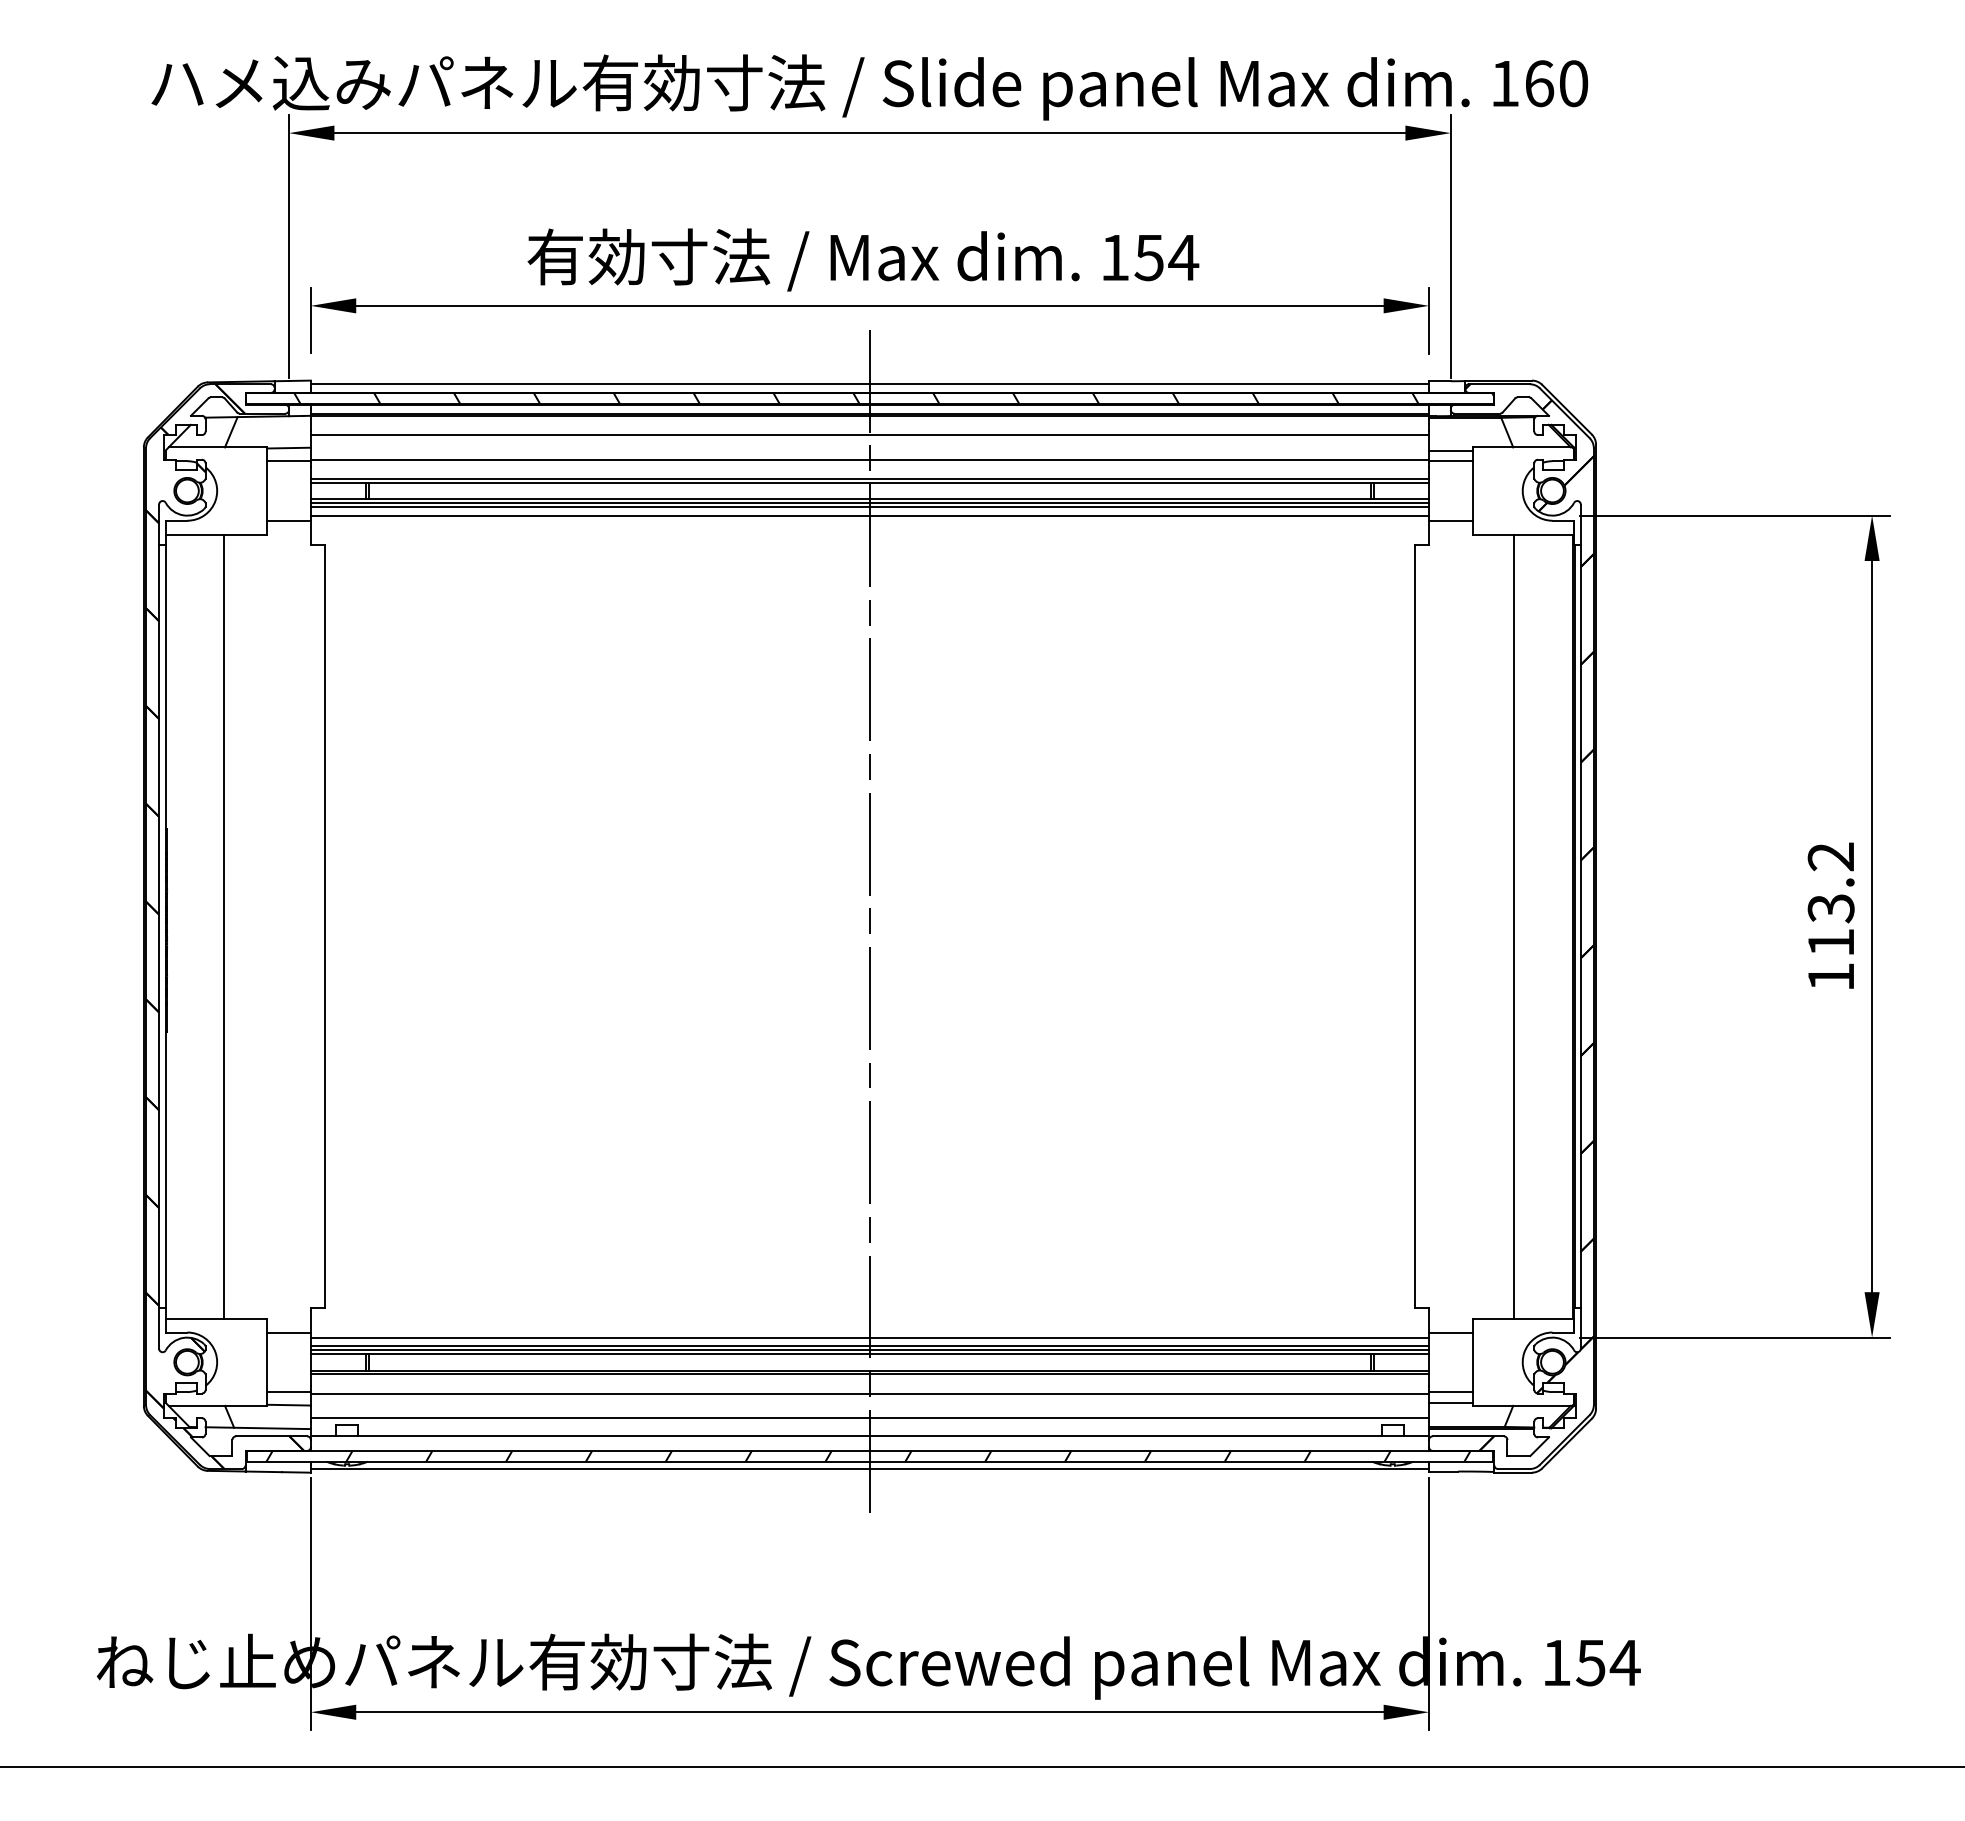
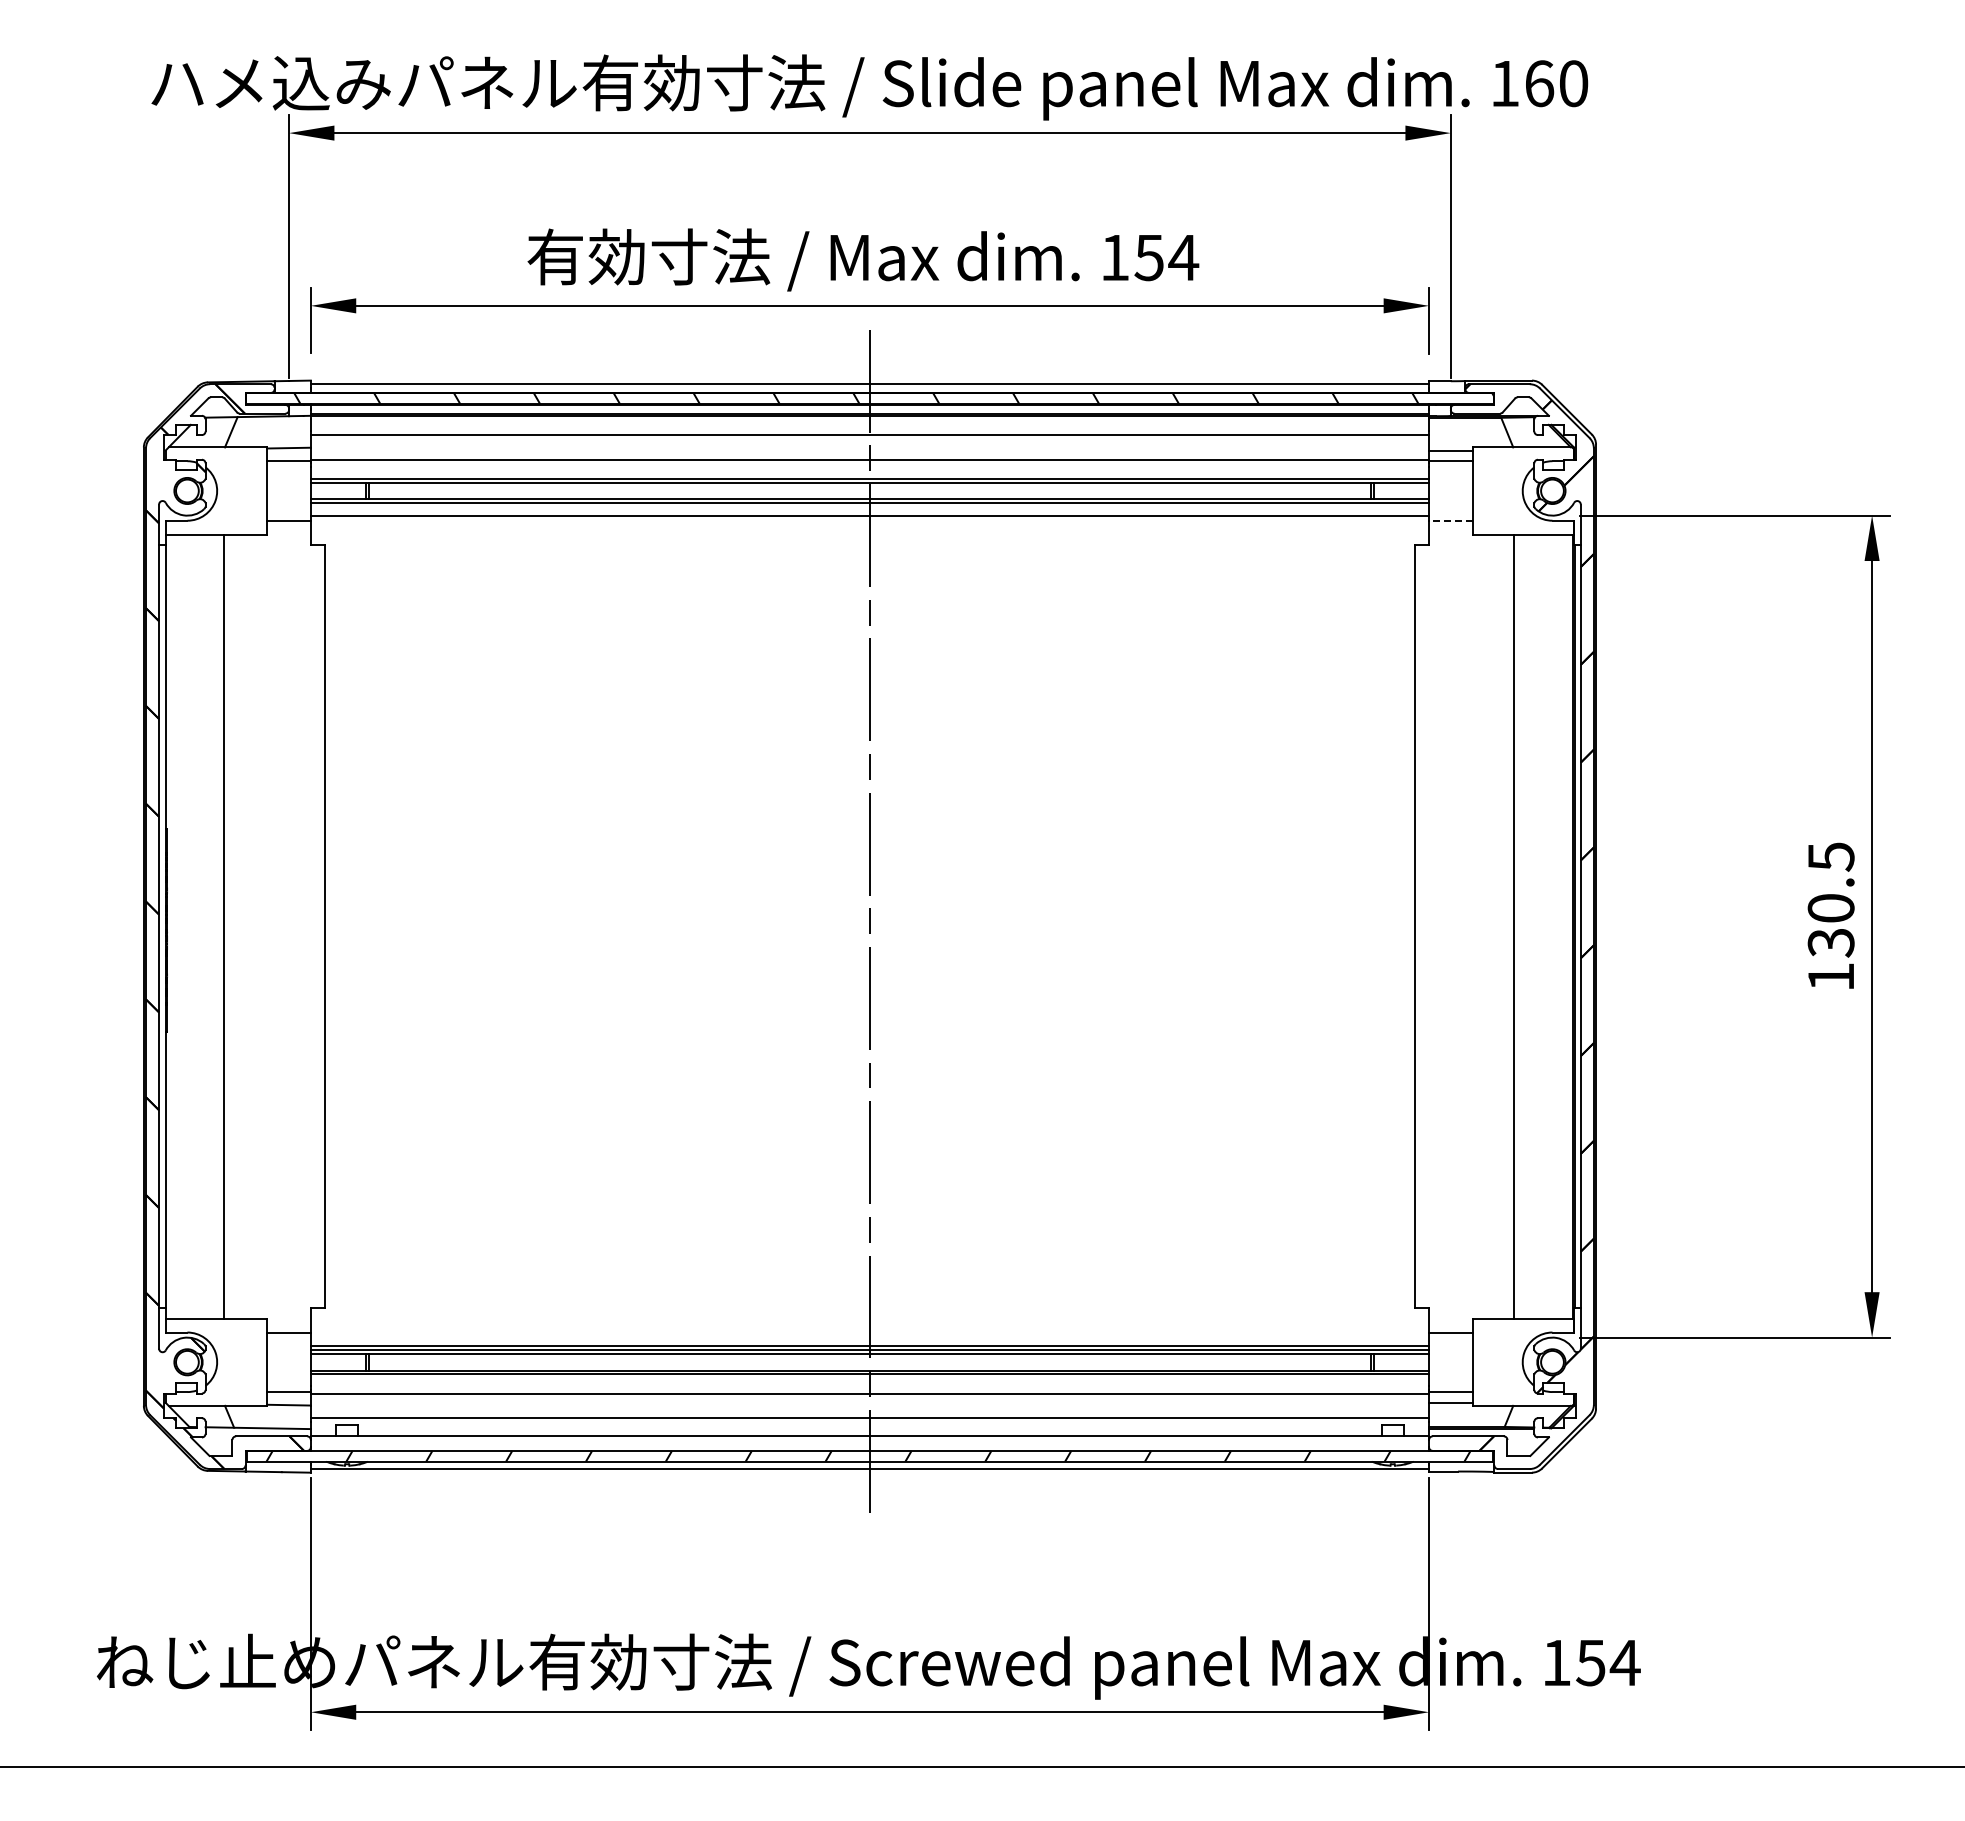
line: present -> none (869, 506)
line: solid -> dashed (1450, 520)
text: 113.2 -> 130.5 (1830, 899)
line: present -> none (869, 1337)
